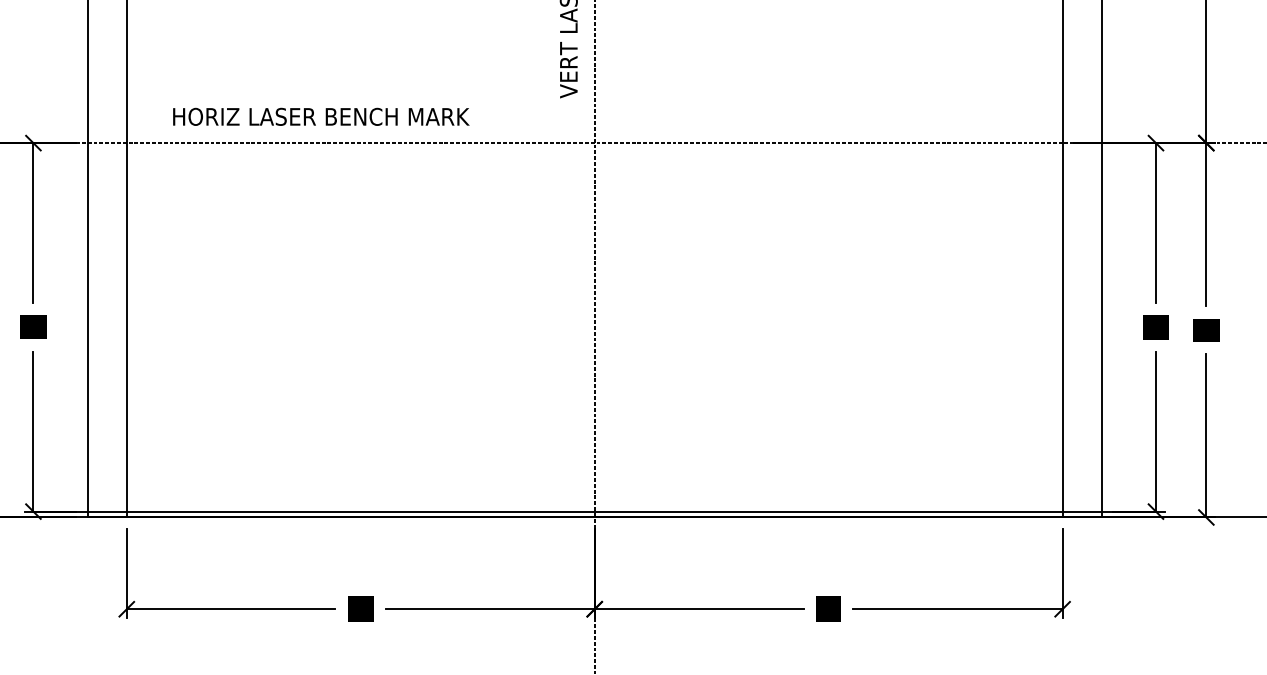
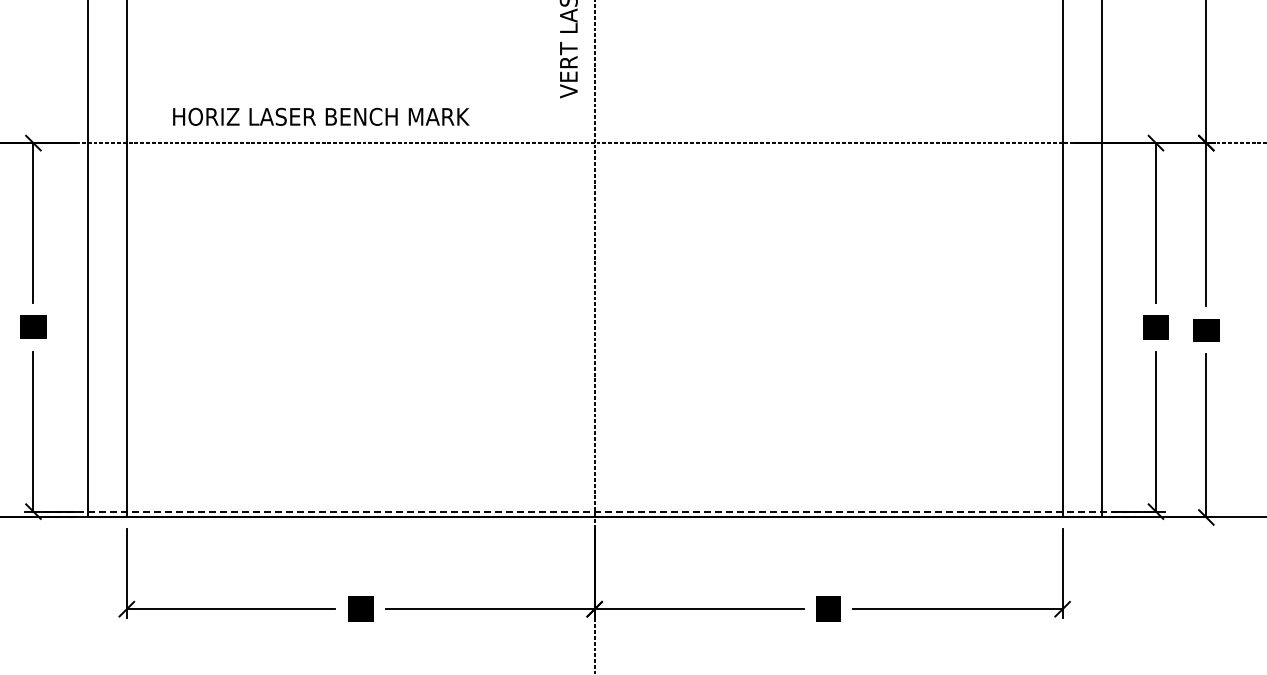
line: solid -> dashed (595, 511)
